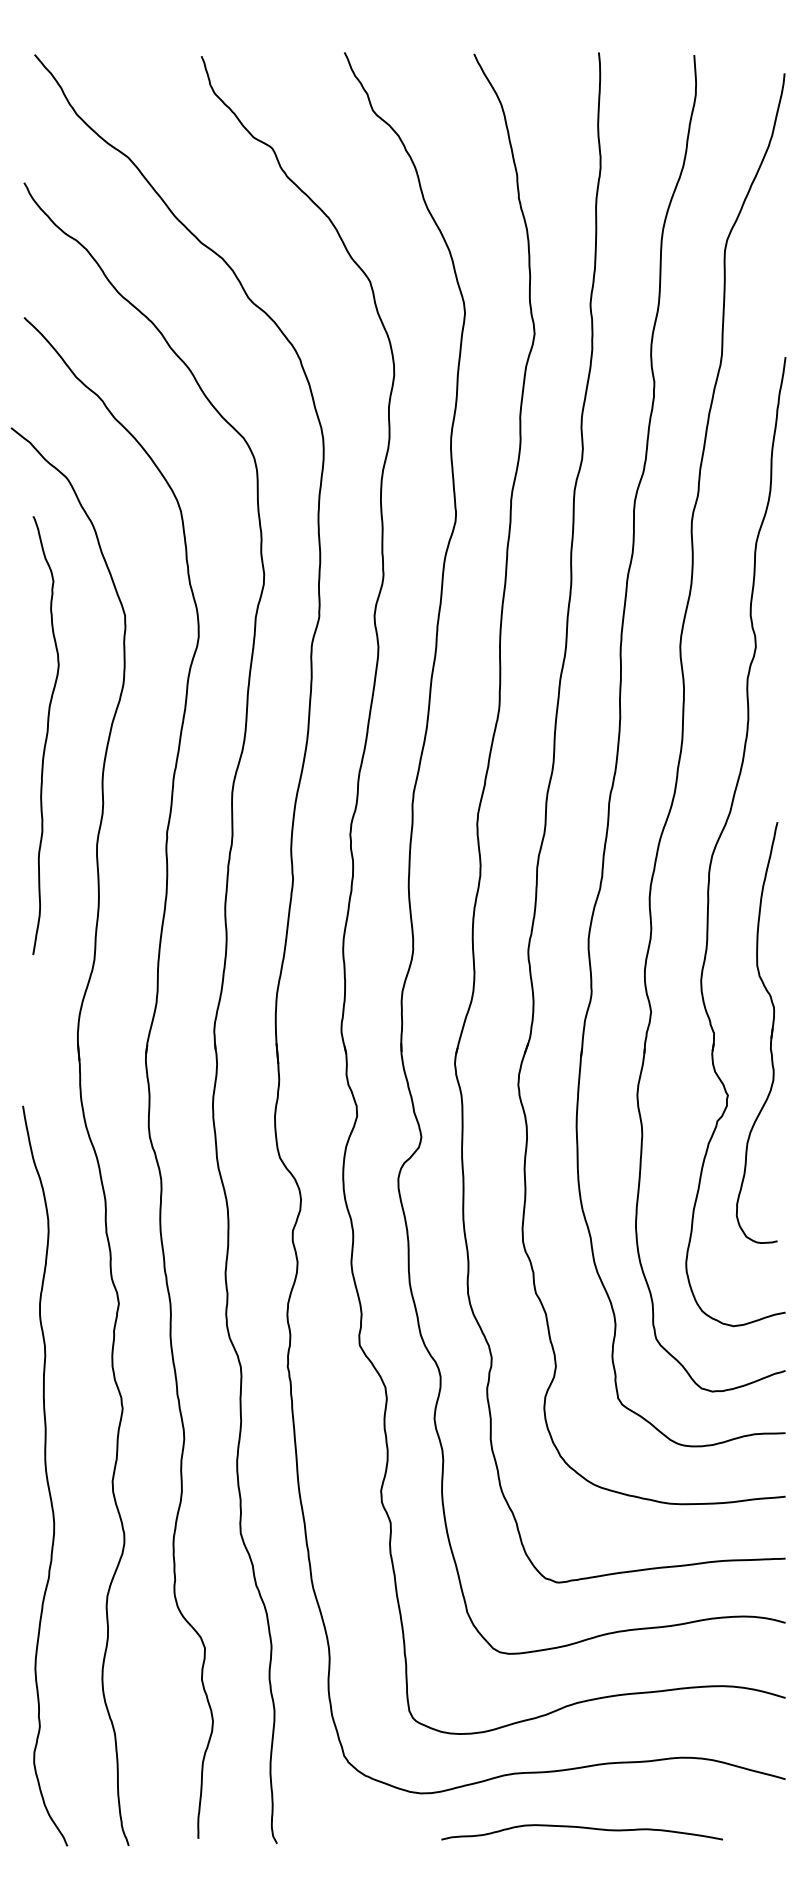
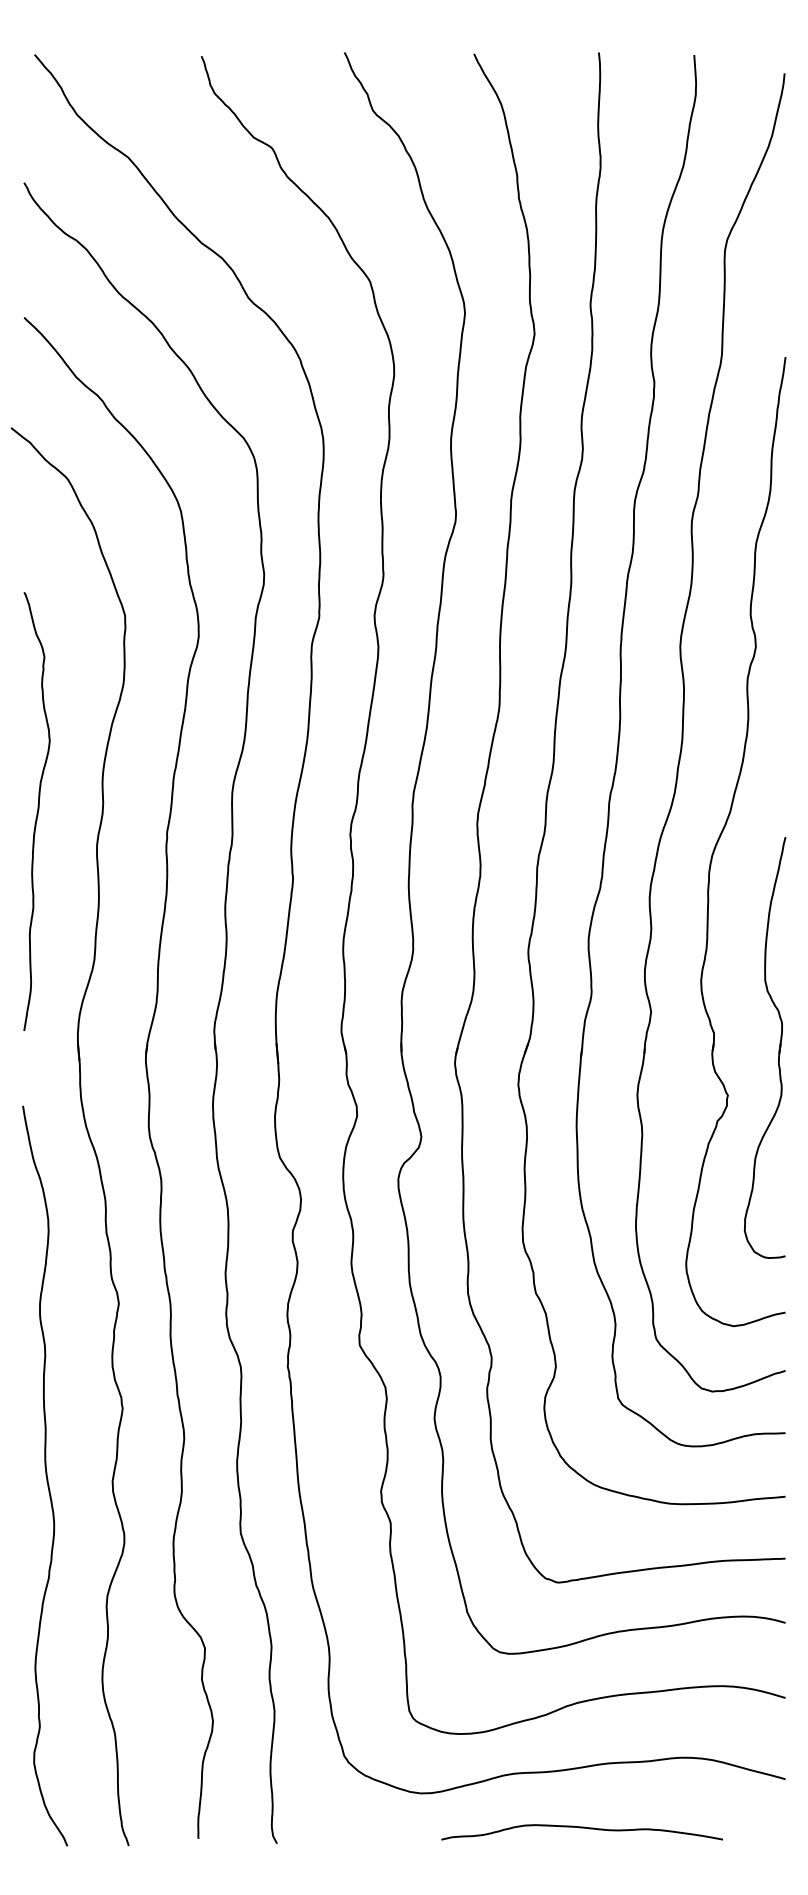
curve position: (46, 735) -> (37, 811) (37, 811)
part position: (770, 1034) -> (778, 1049) (778, 1049)
